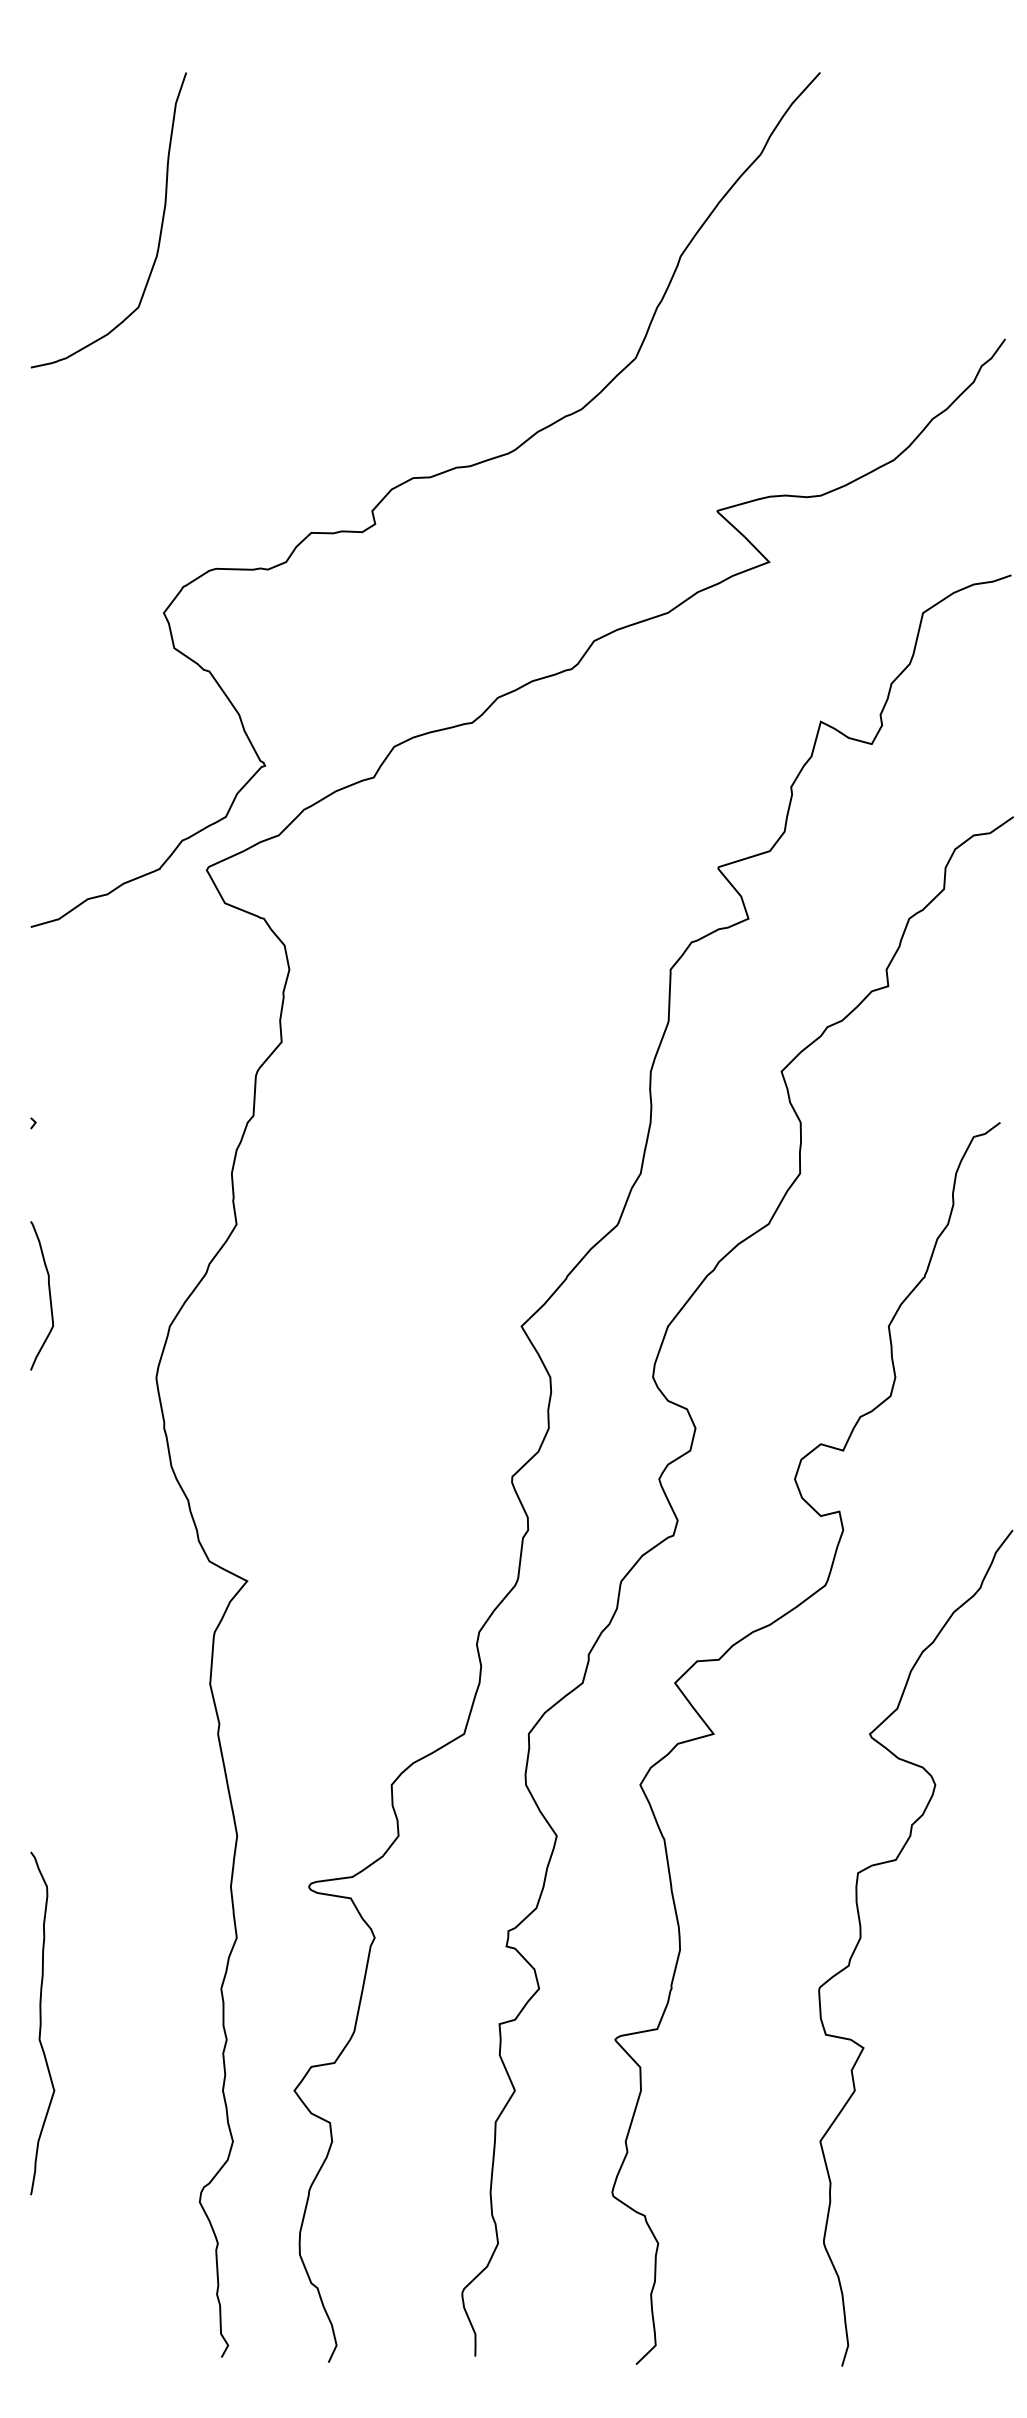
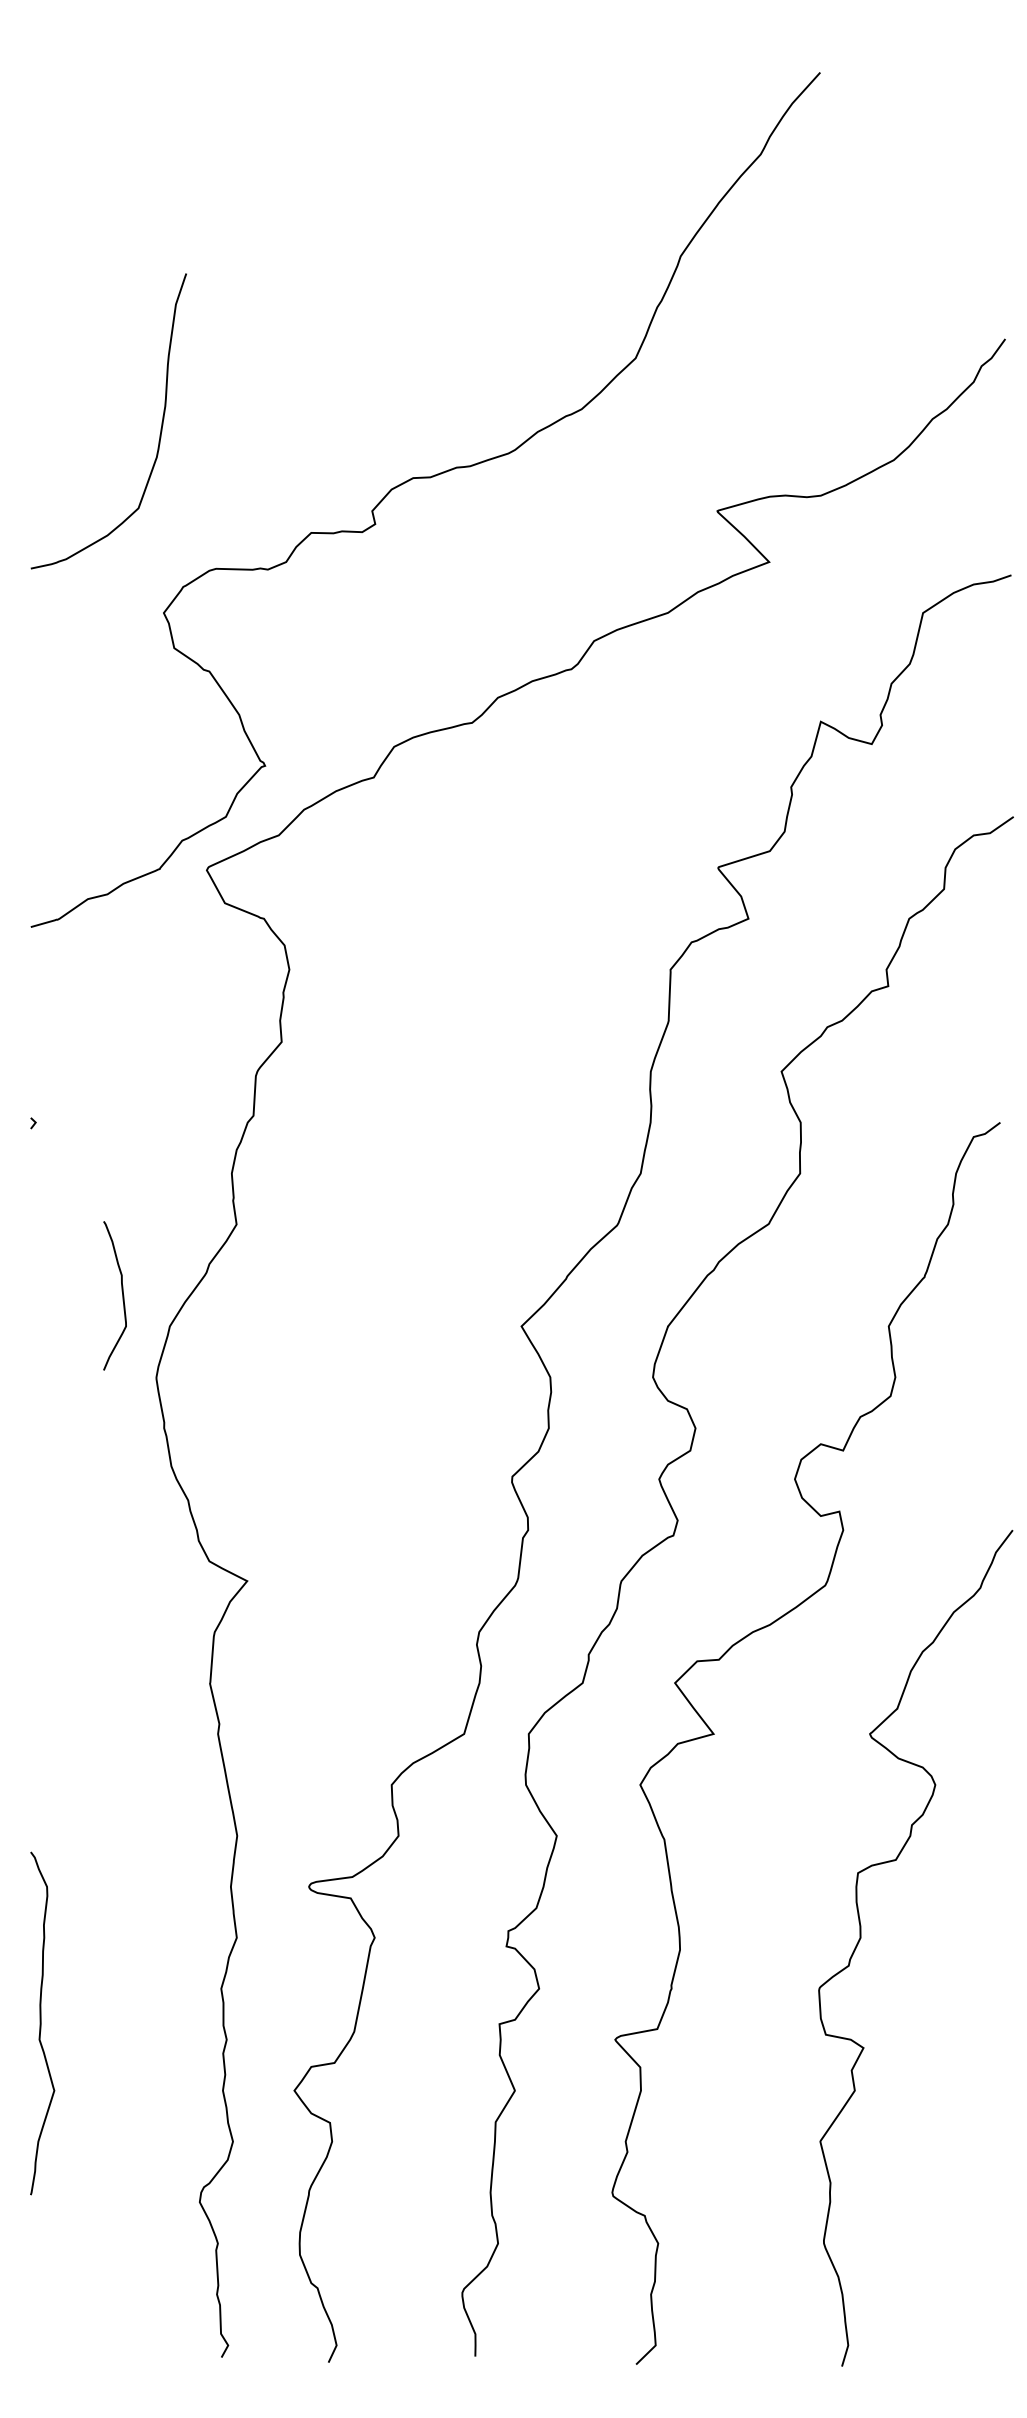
curve position: (160, 227) -> (160, 428) (160, 428)
curve position: (49, 1295) -> (122, 1295) (122, 1295)
